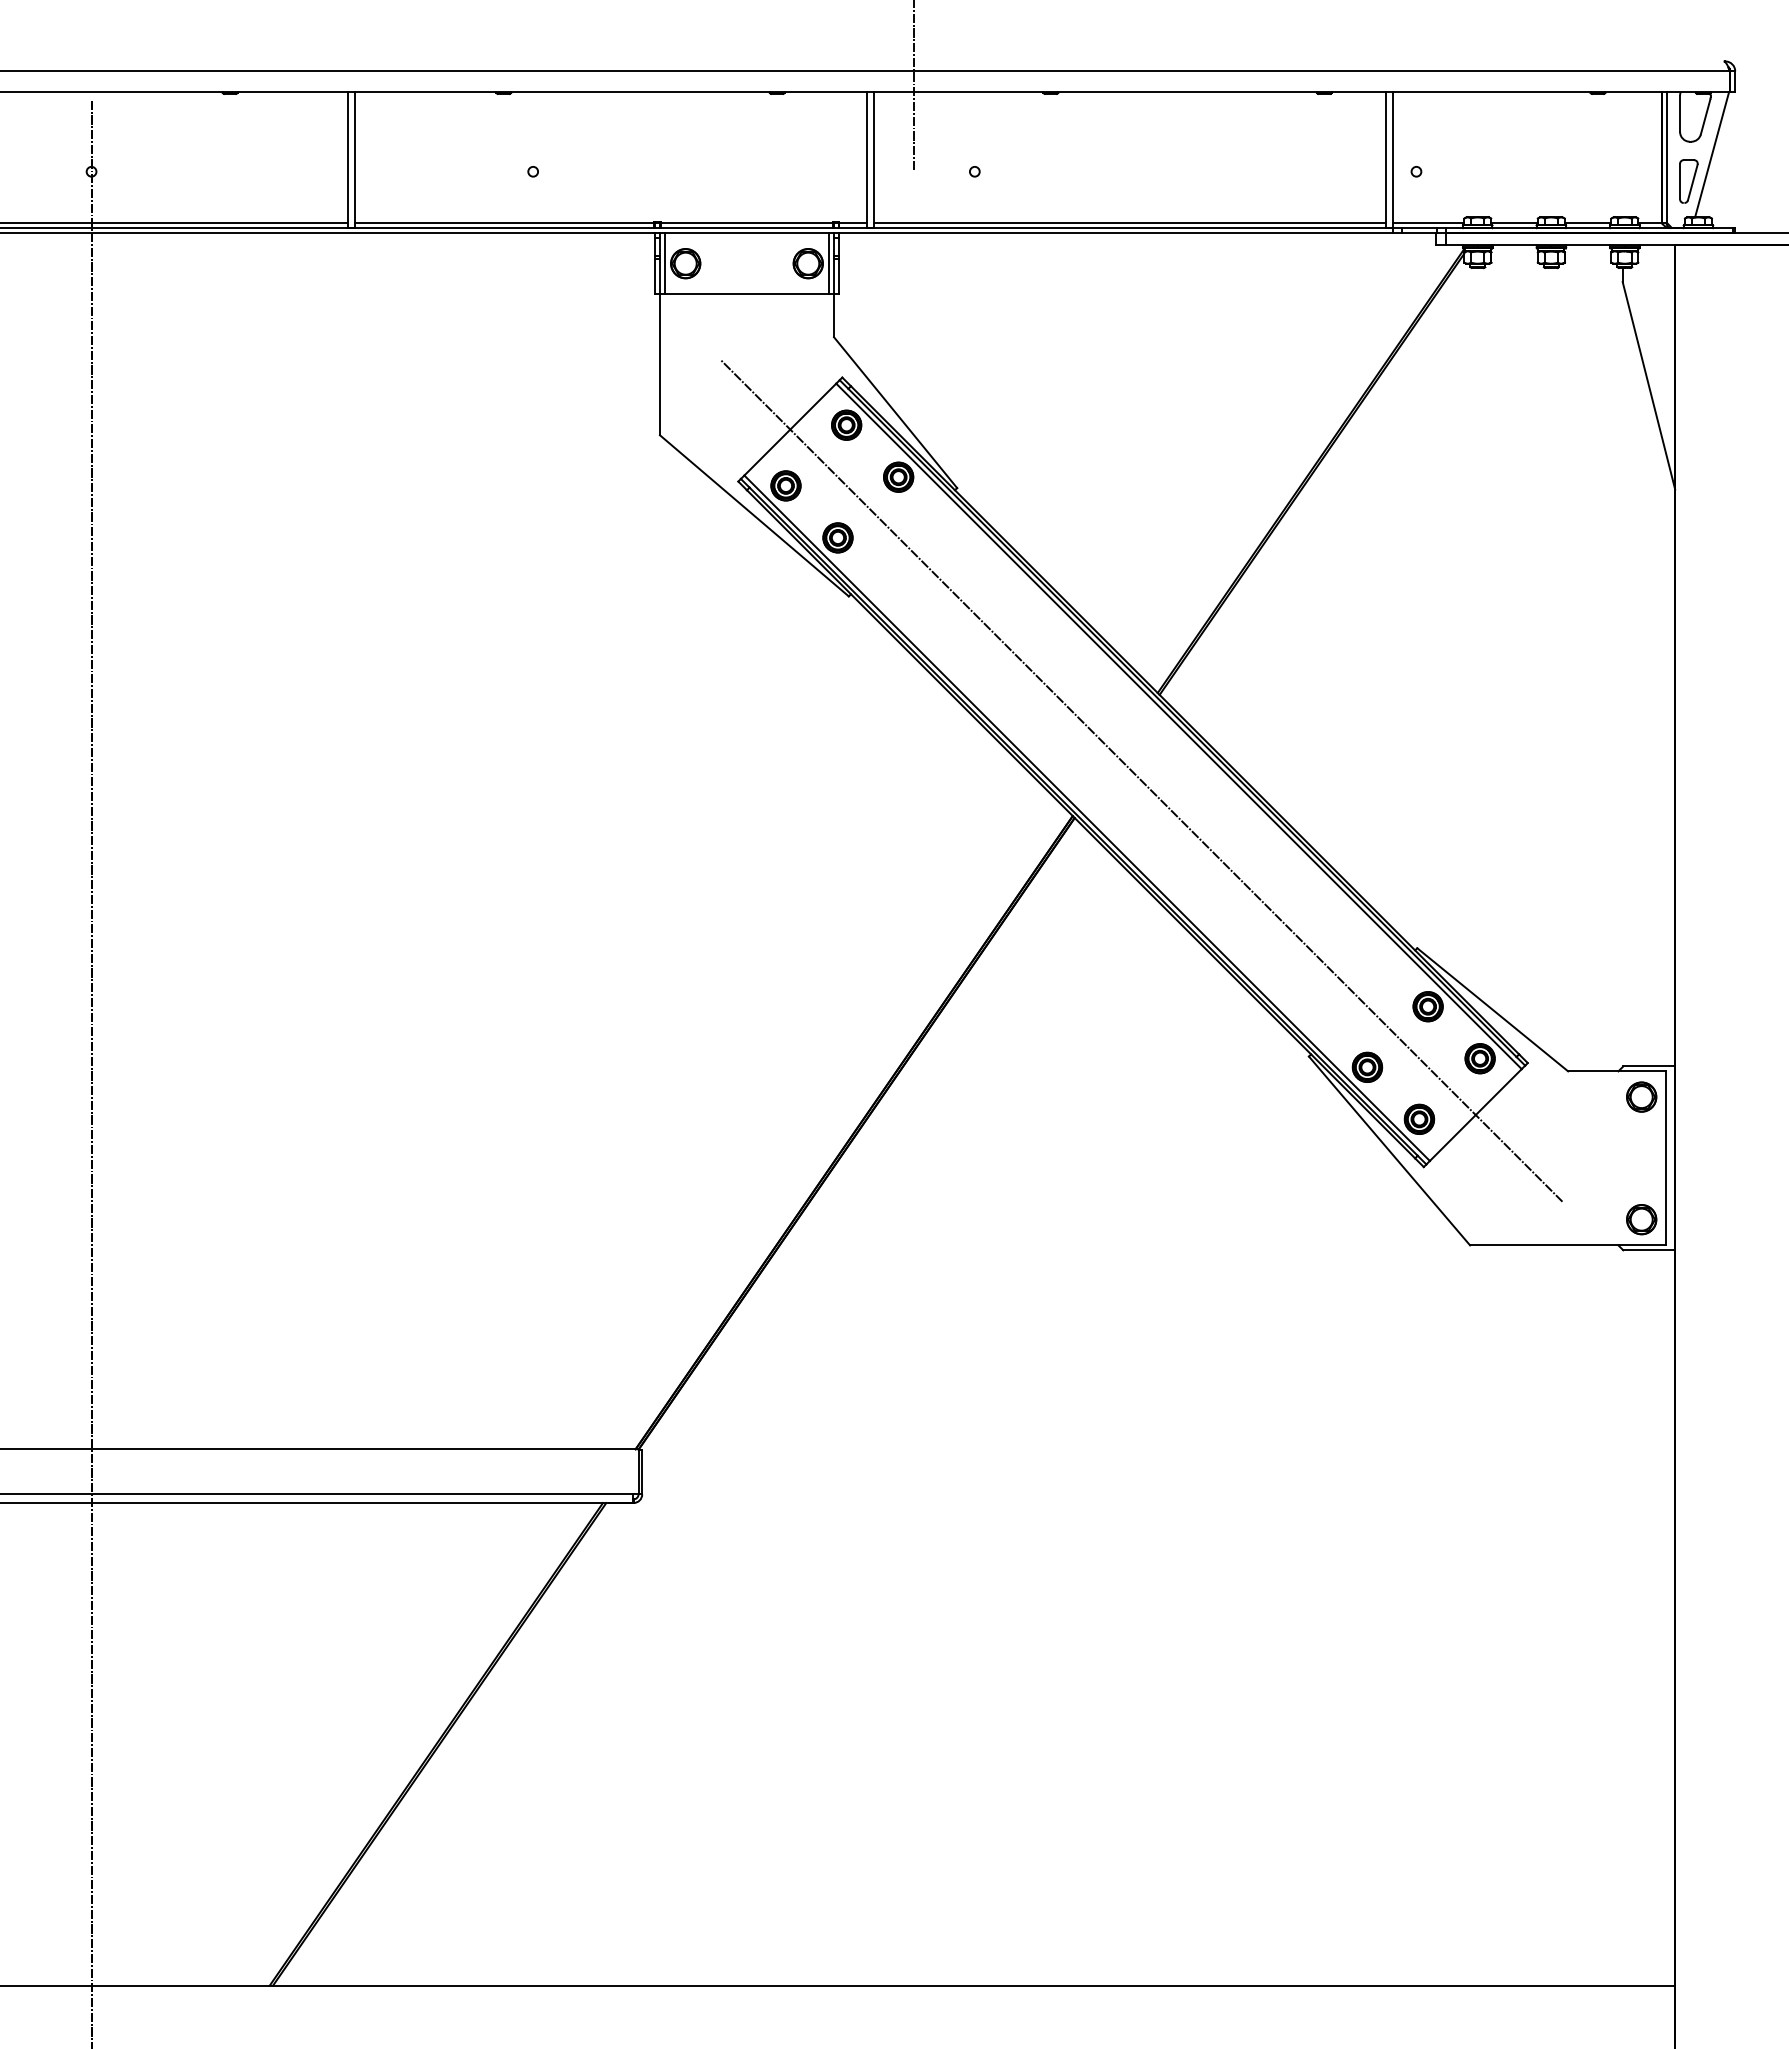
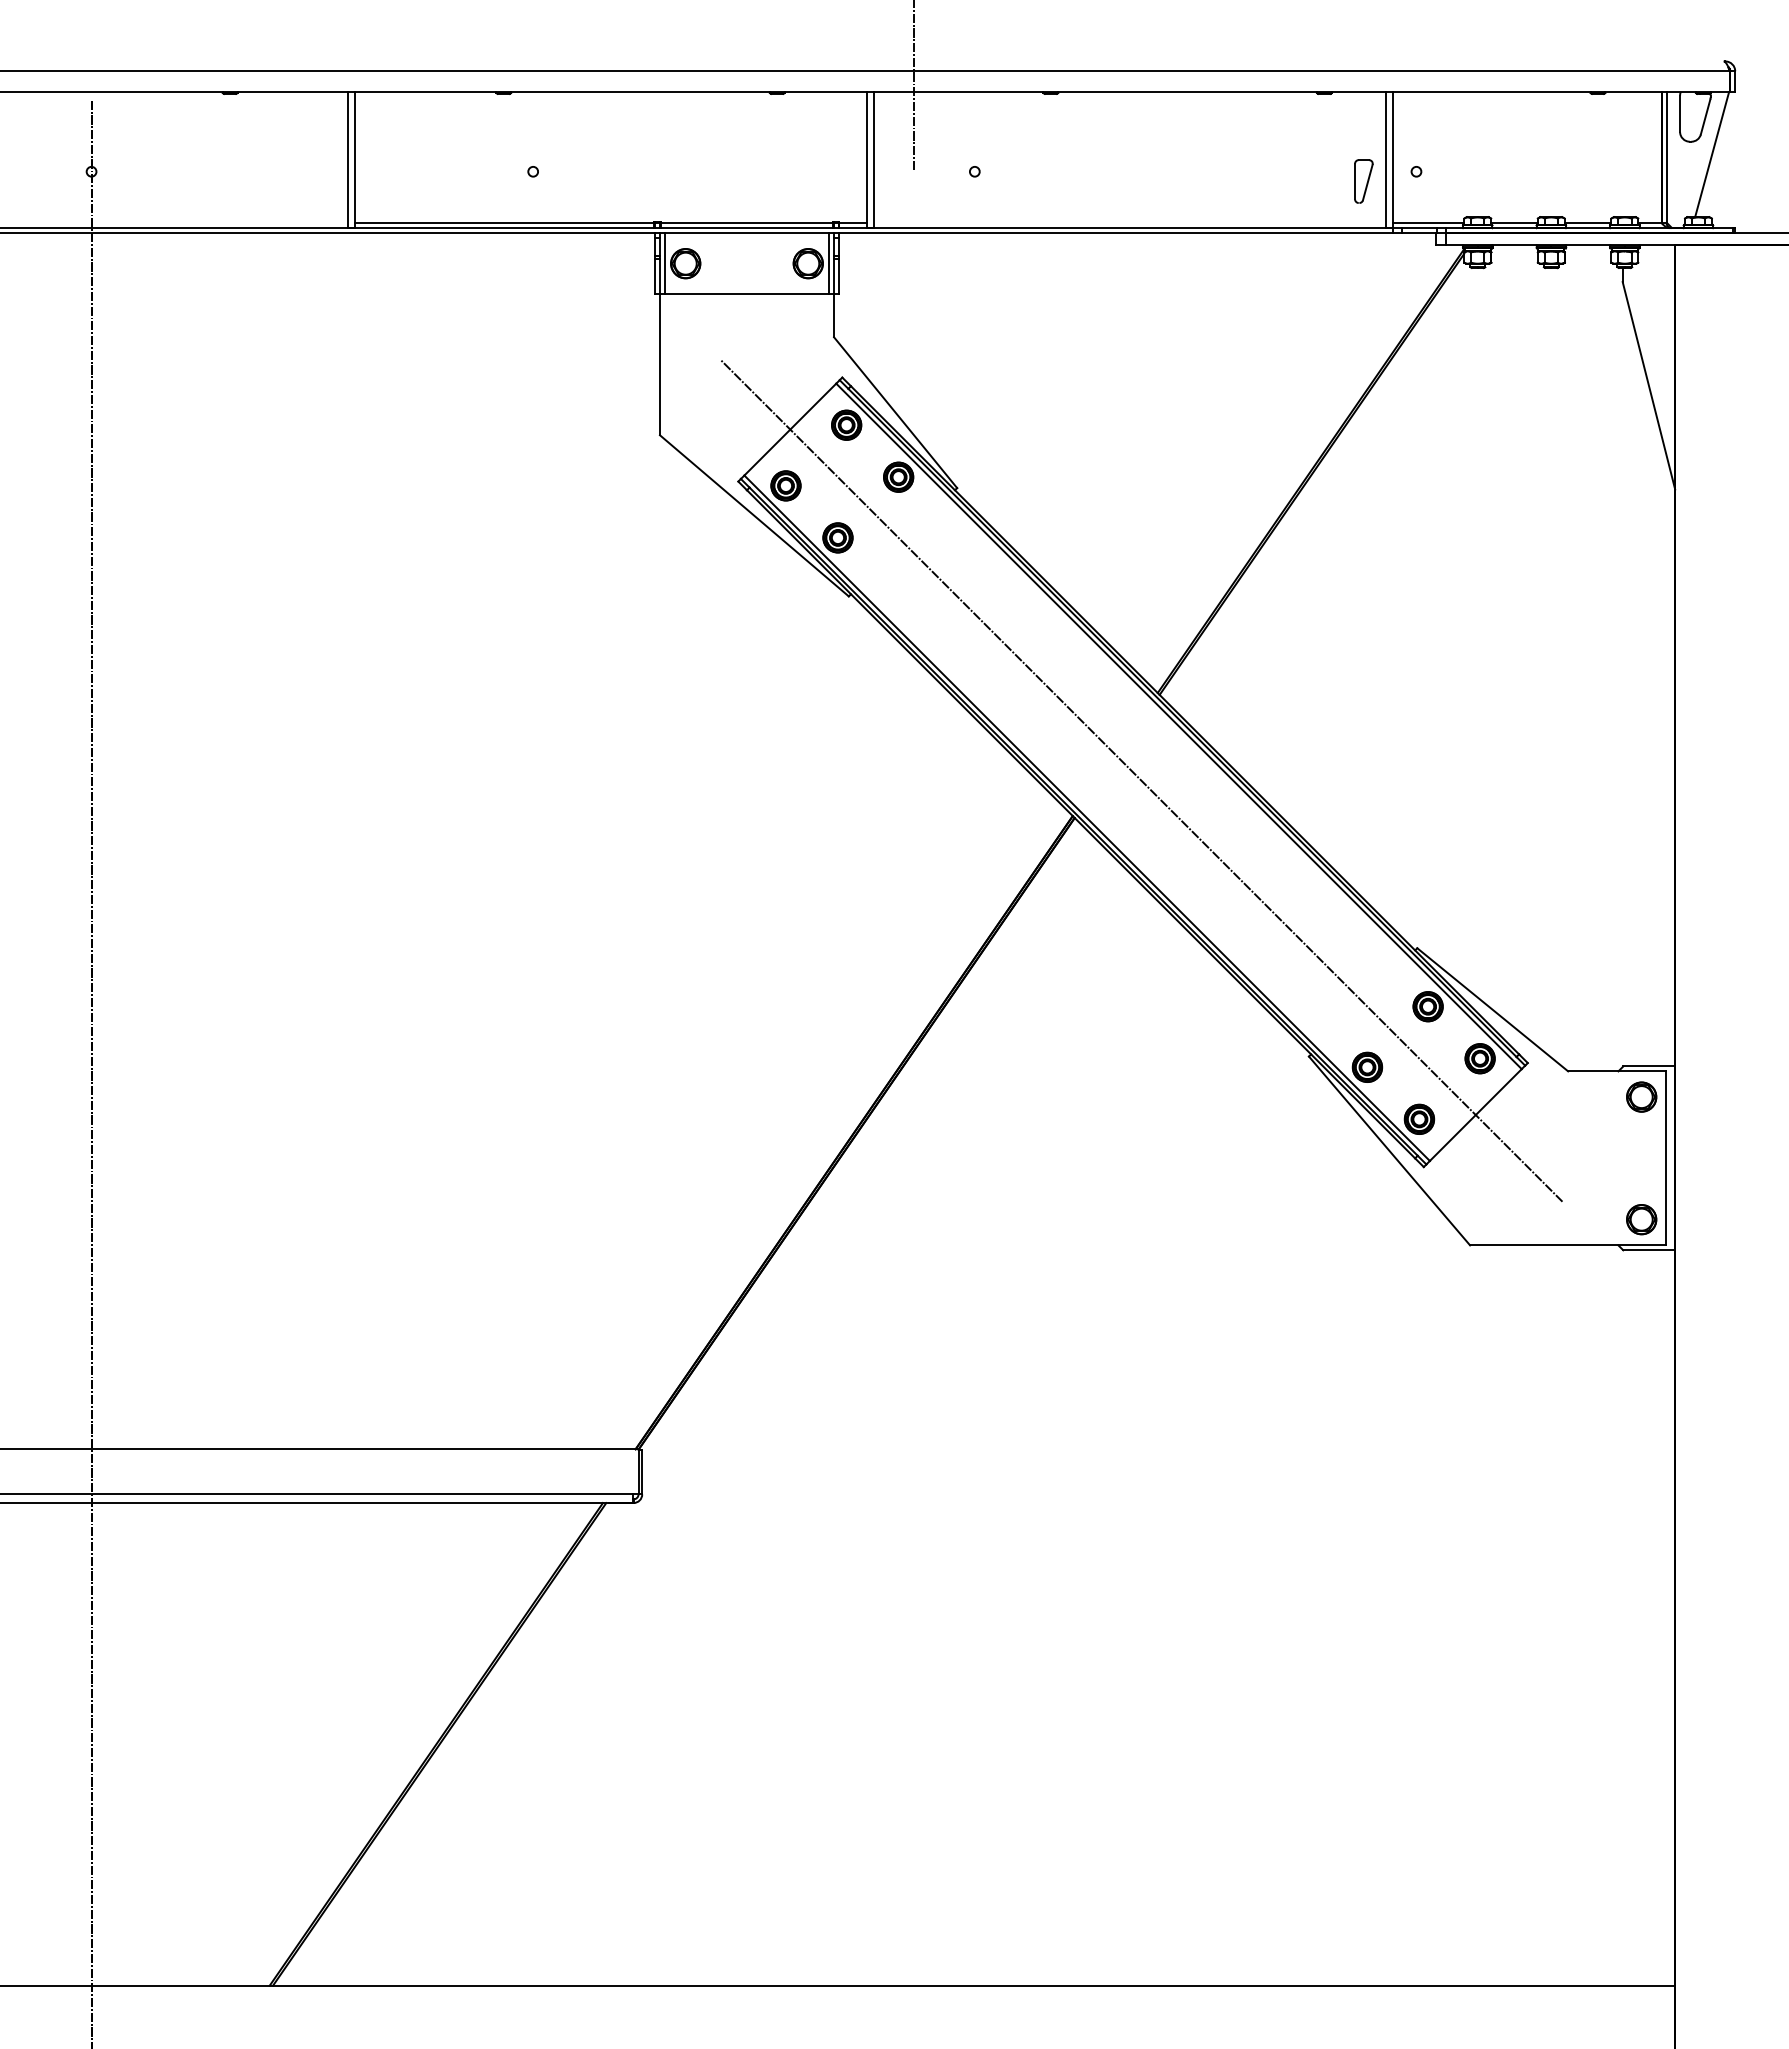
part position: (1688, 181) -> (1363, 181) (1363, 181)
line: present -> none (174, 223)
line: present -> none (1129, 223)
